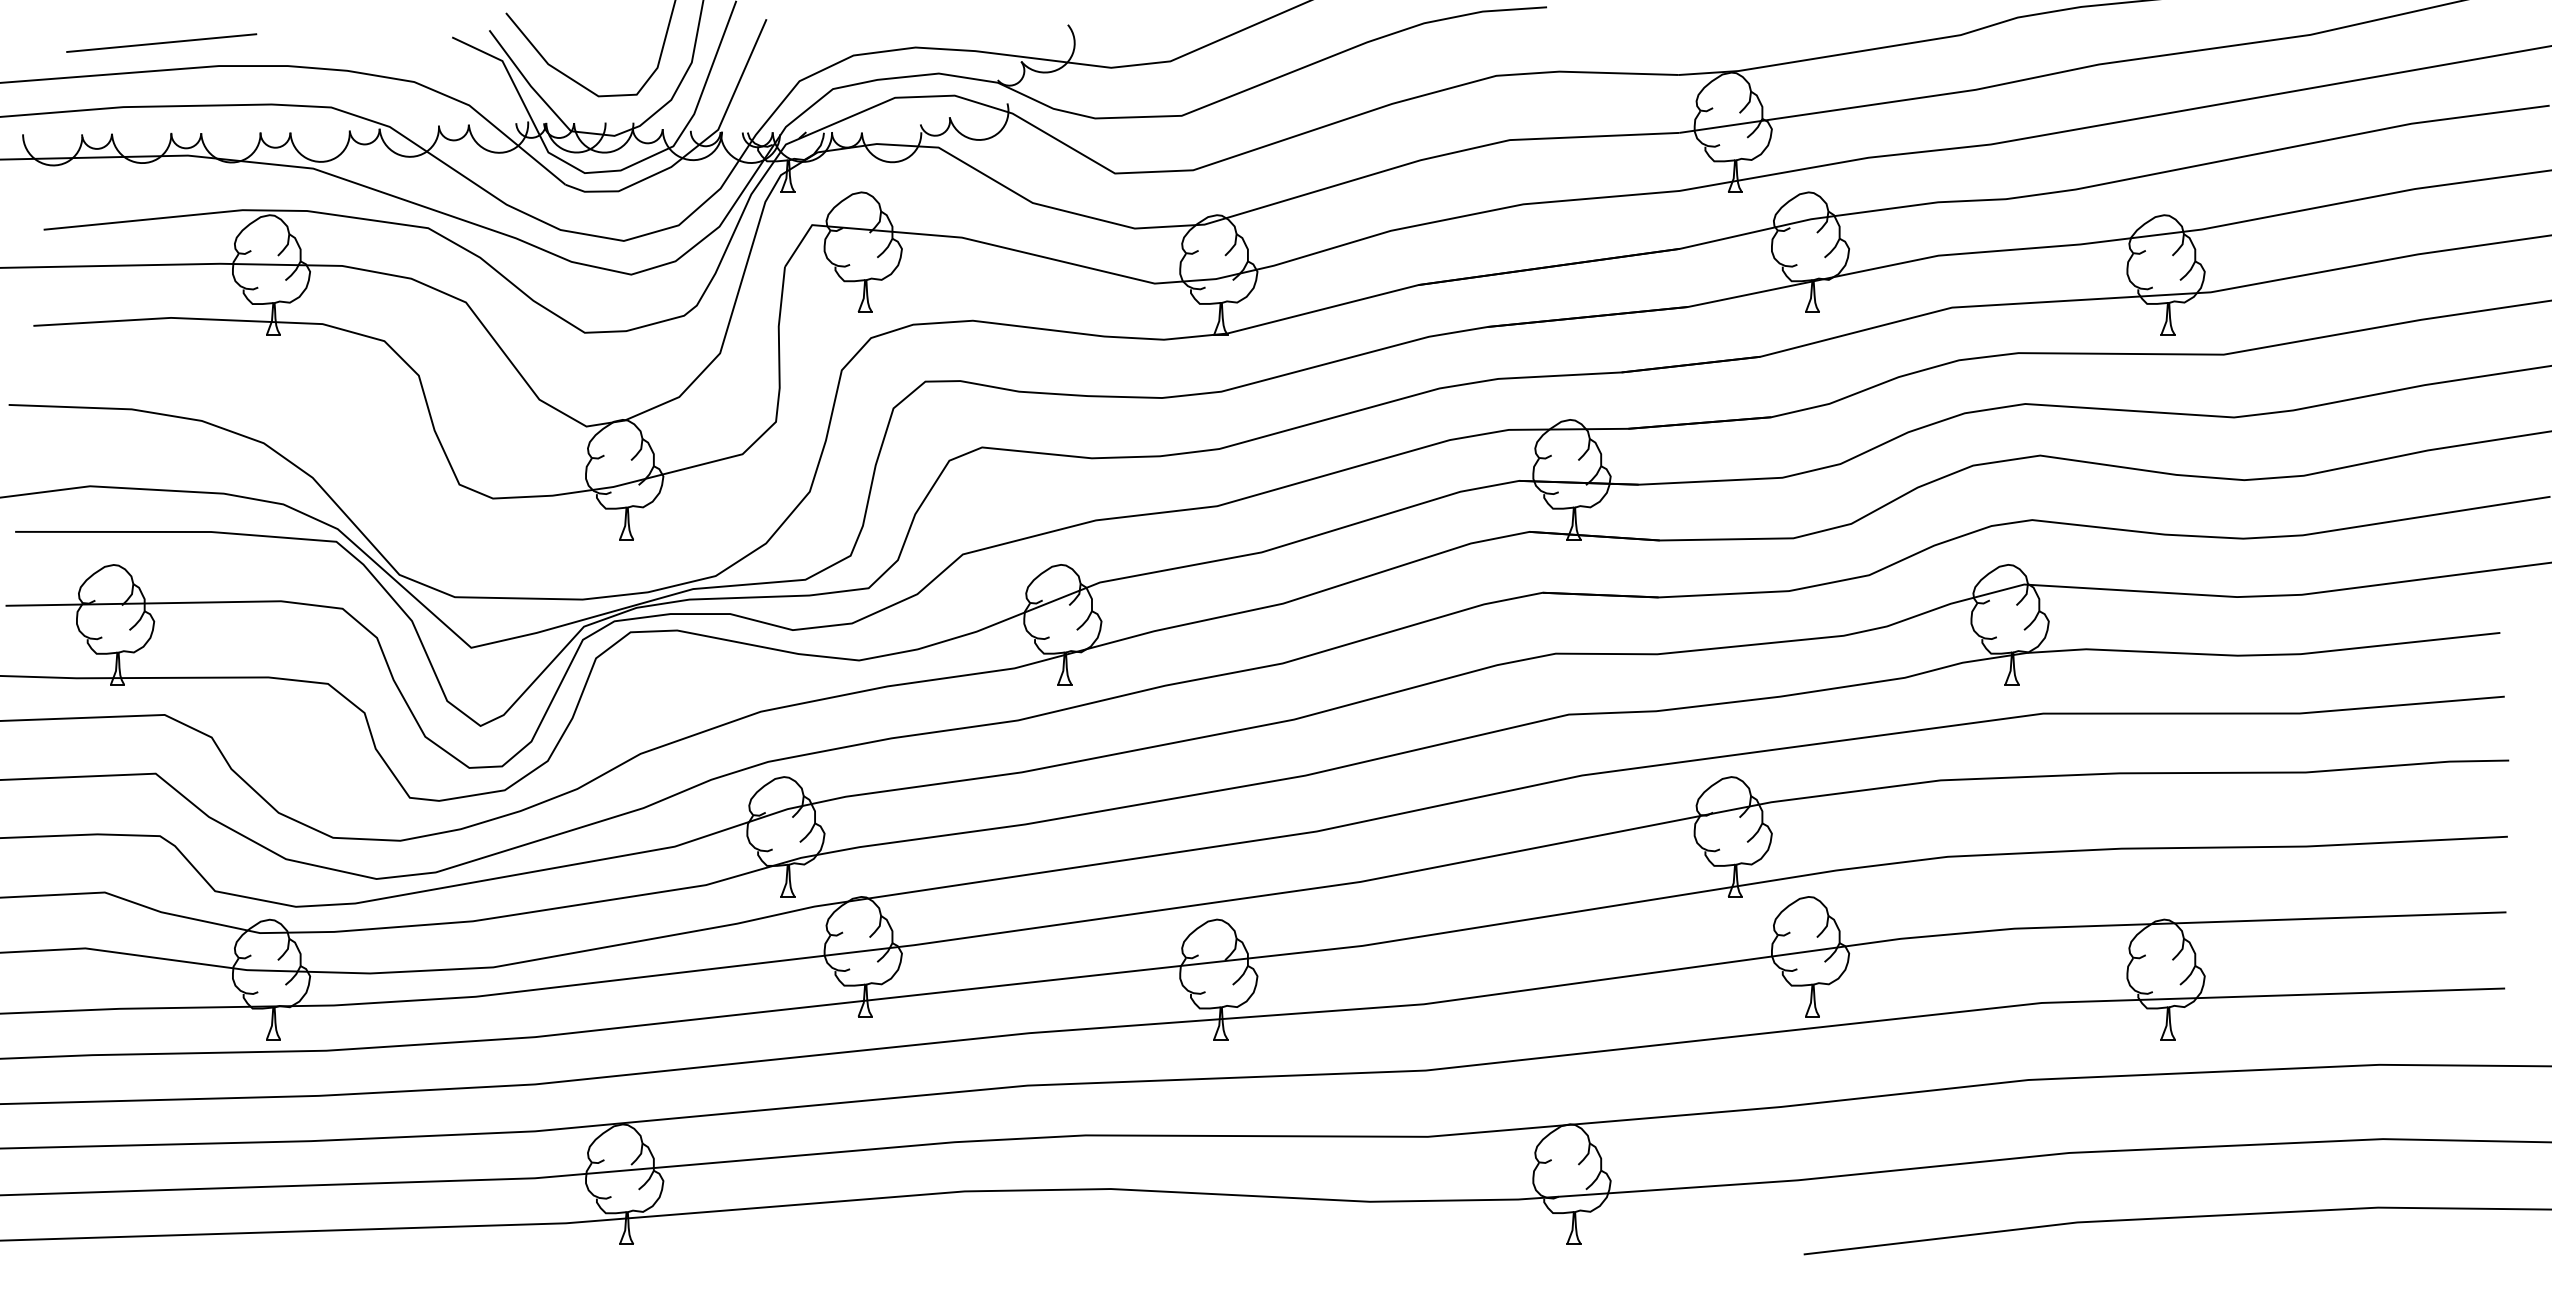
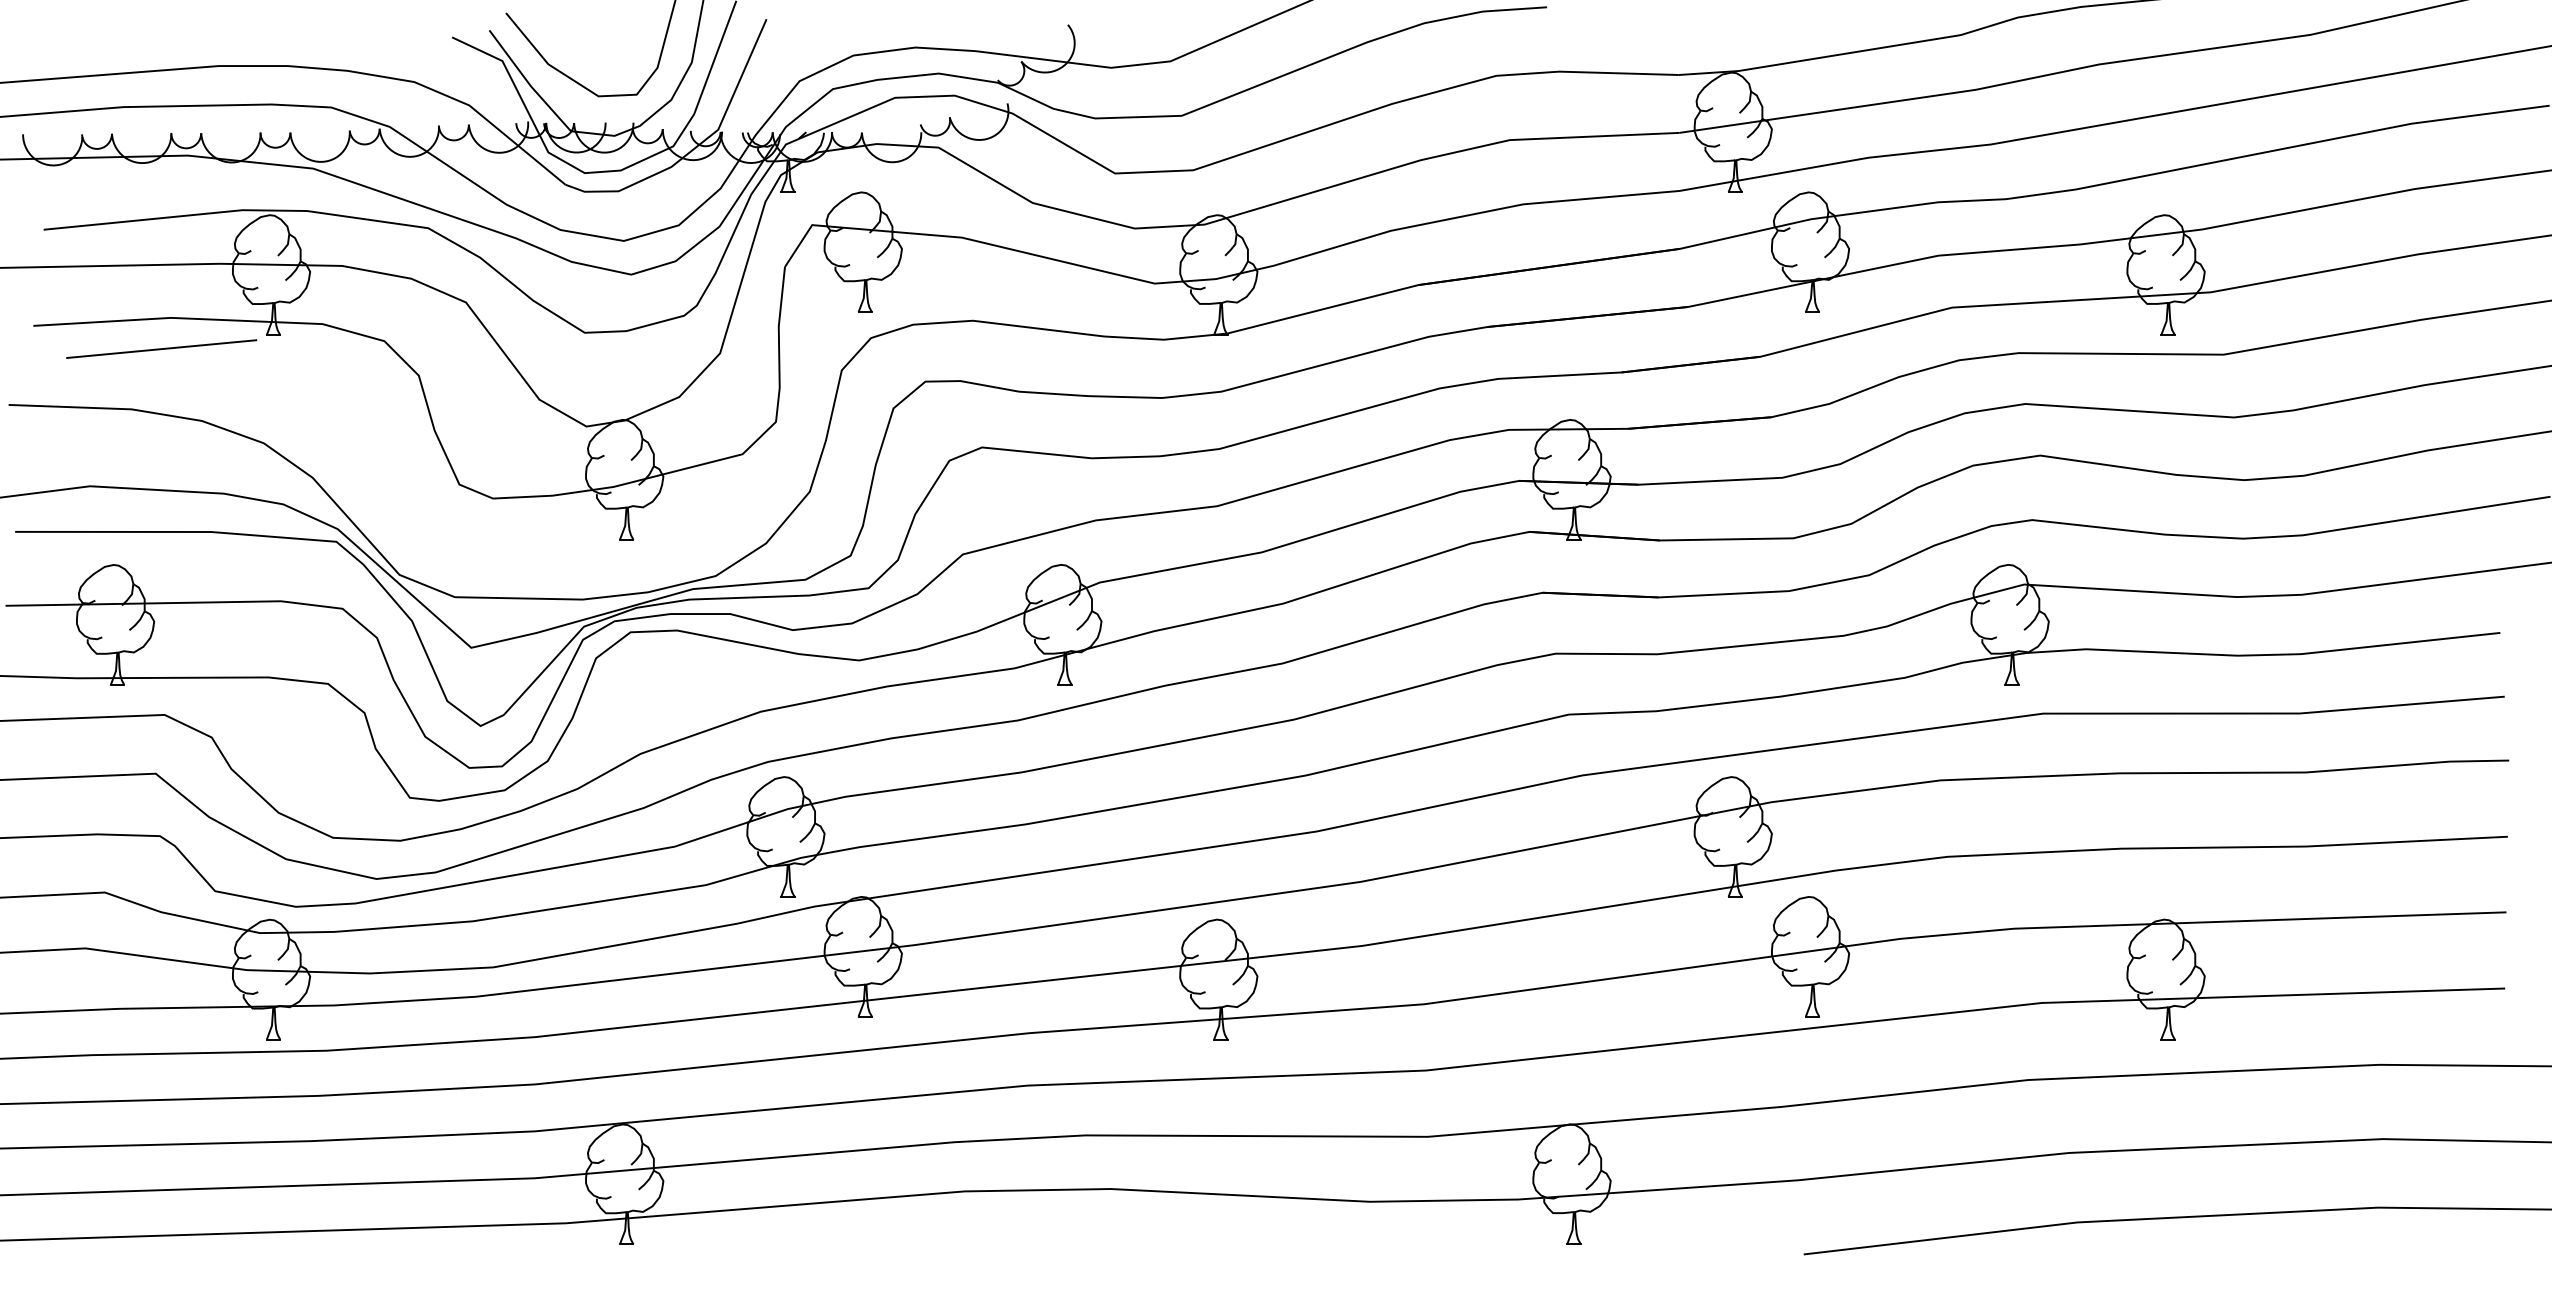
line position: (161, 42) -> (161, 348) (161, 348)
